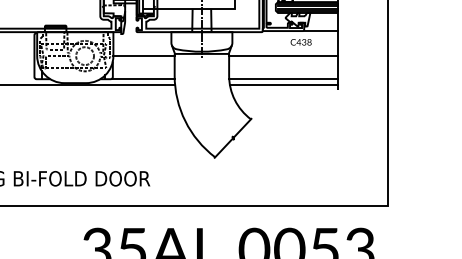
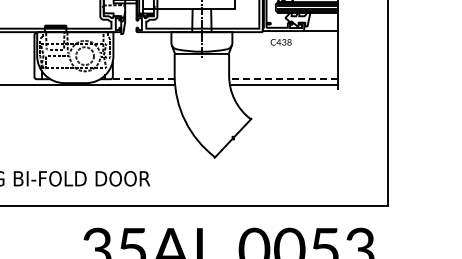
text position: (300, 42) -> (280, 42) (280, 42)
line: present -> none (143, 56)
line: present -> none (283, 56)
line: solid -> dashed (142, 78)
line: solid -> dashed (283, 78)
